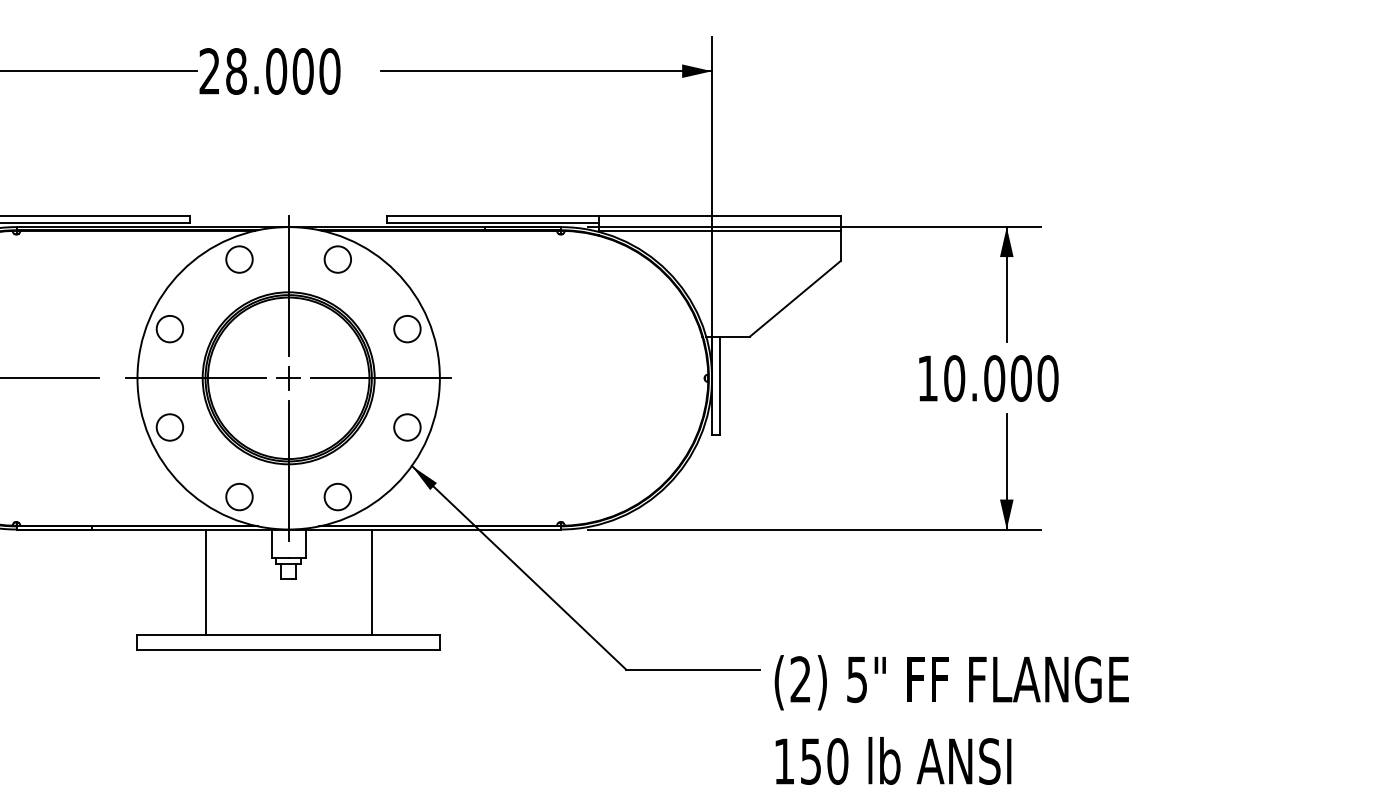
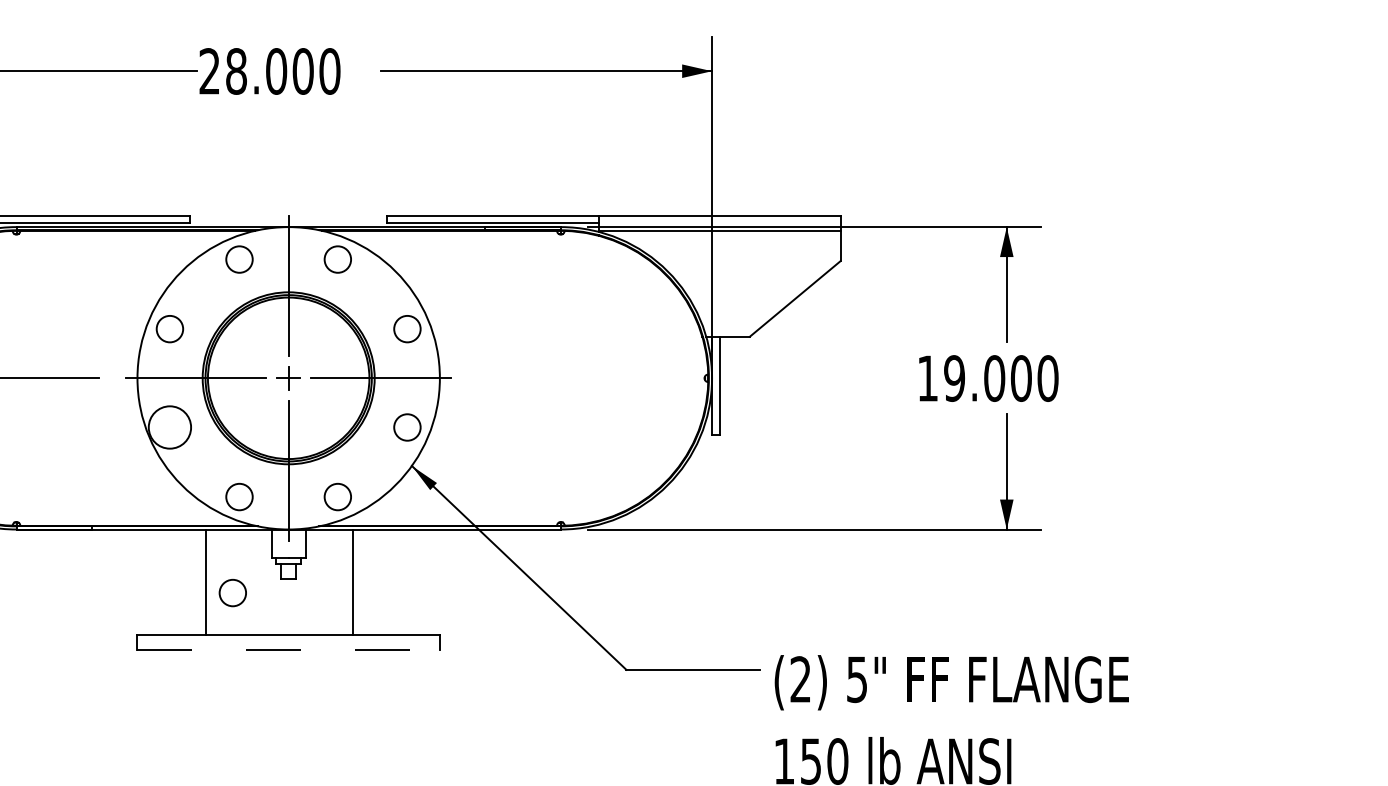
text: 10.000 -> 19.000 (954, 378)
circle diameter: 26 px -> 42 px (169, 427)
line position: (371, 582) -> (352, 582) (352, 582)
circle: none -> present (232, 592)
line: solid -> dashed (289, 650)
